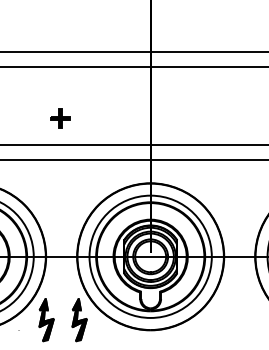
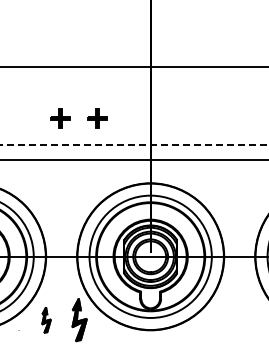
line: present -> none (133, 51)
part: none -> present (97, 118)
line: solid -> dashed (134, 144)
part size: 17x45 px -> 11x27 px (46, 320)
